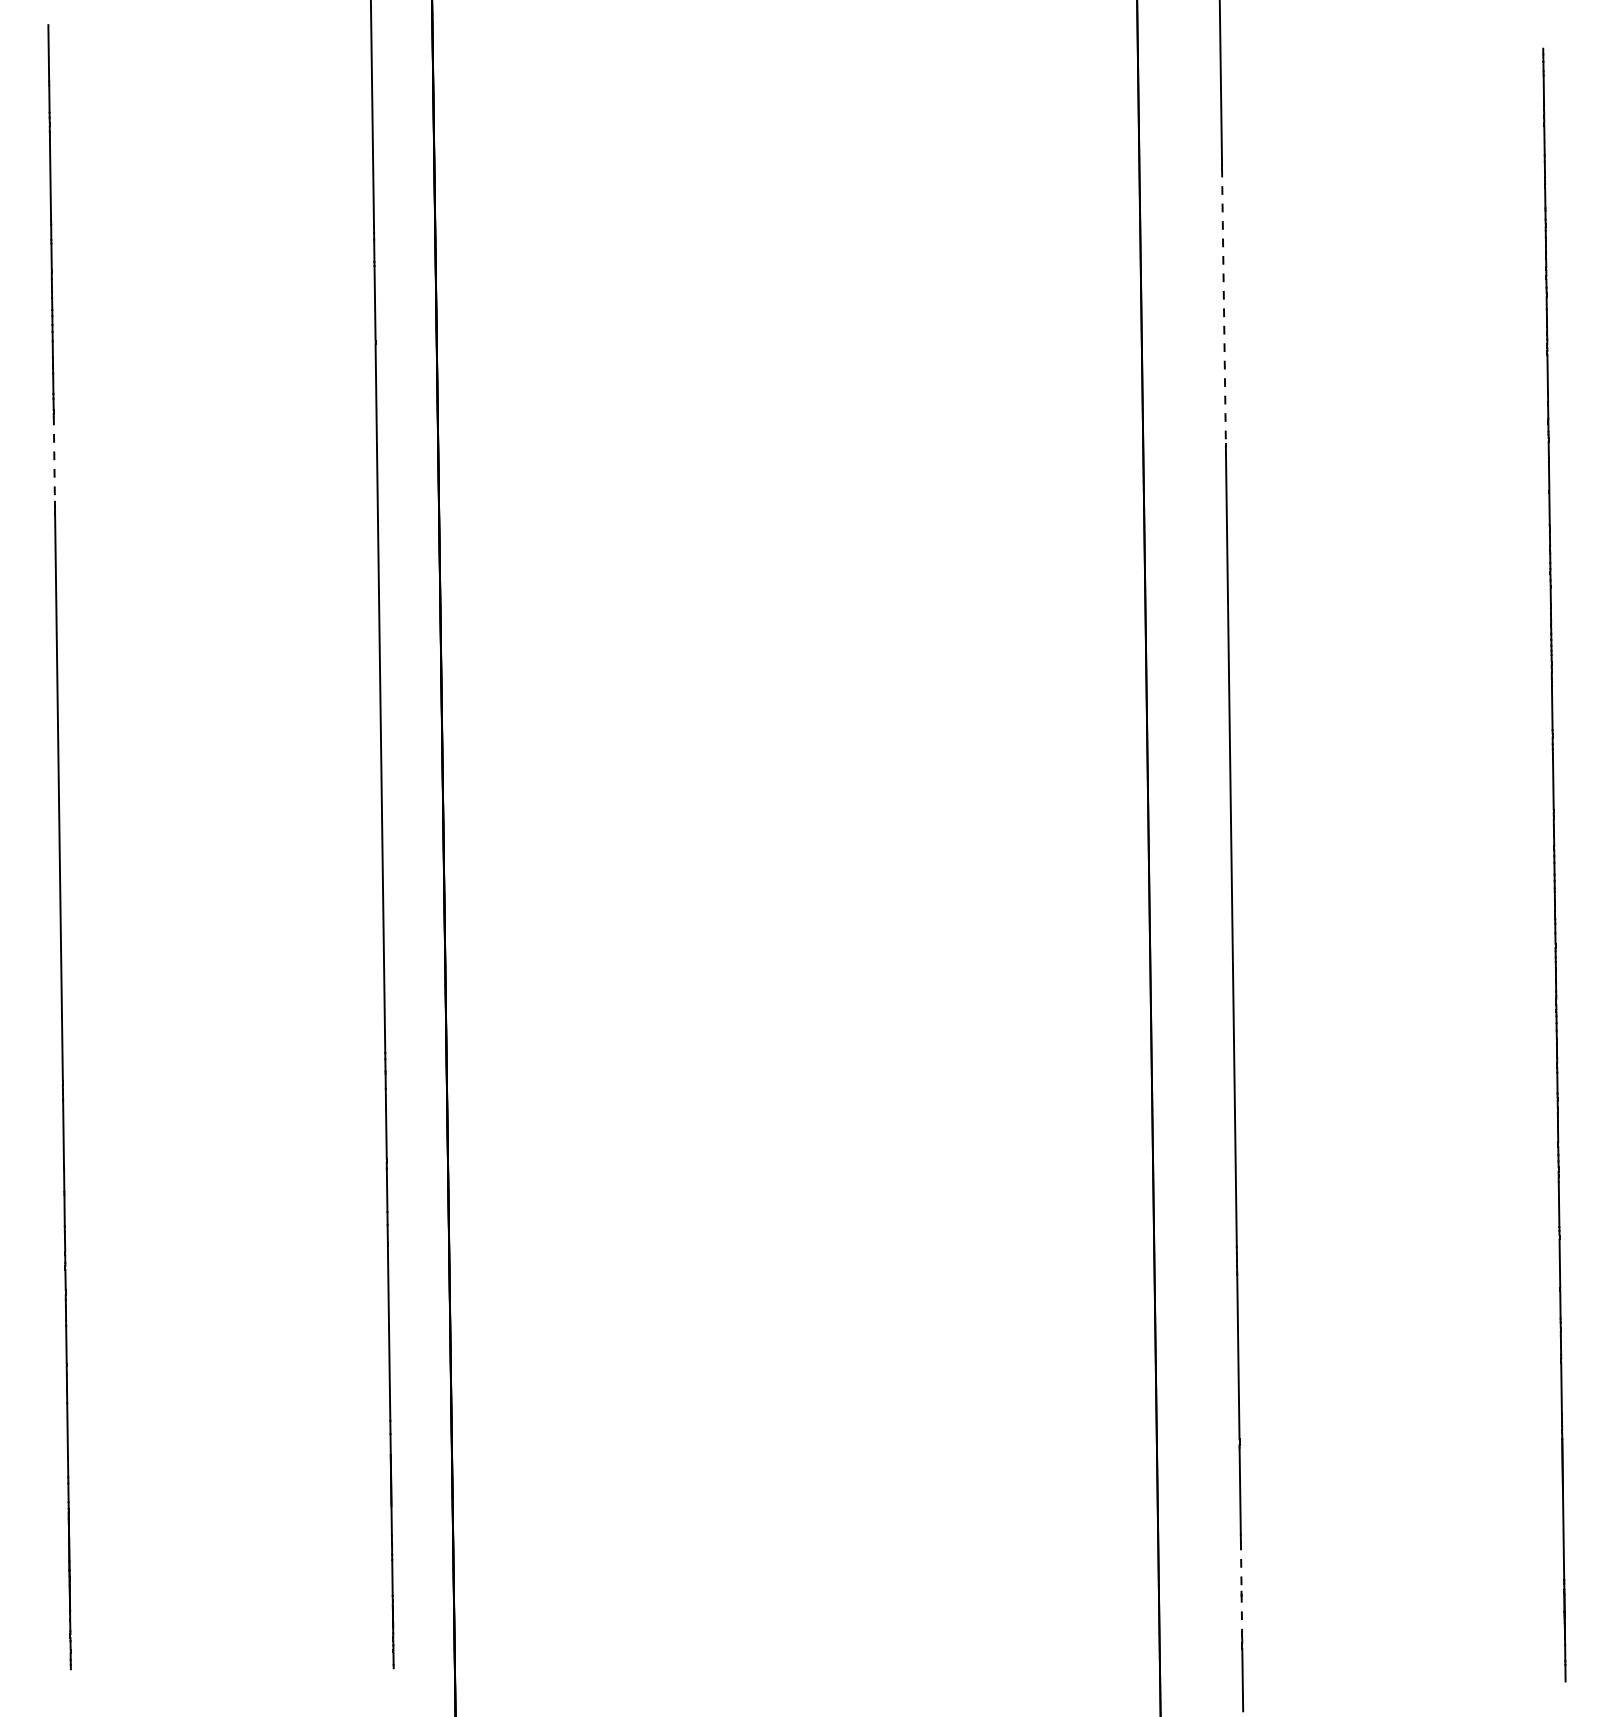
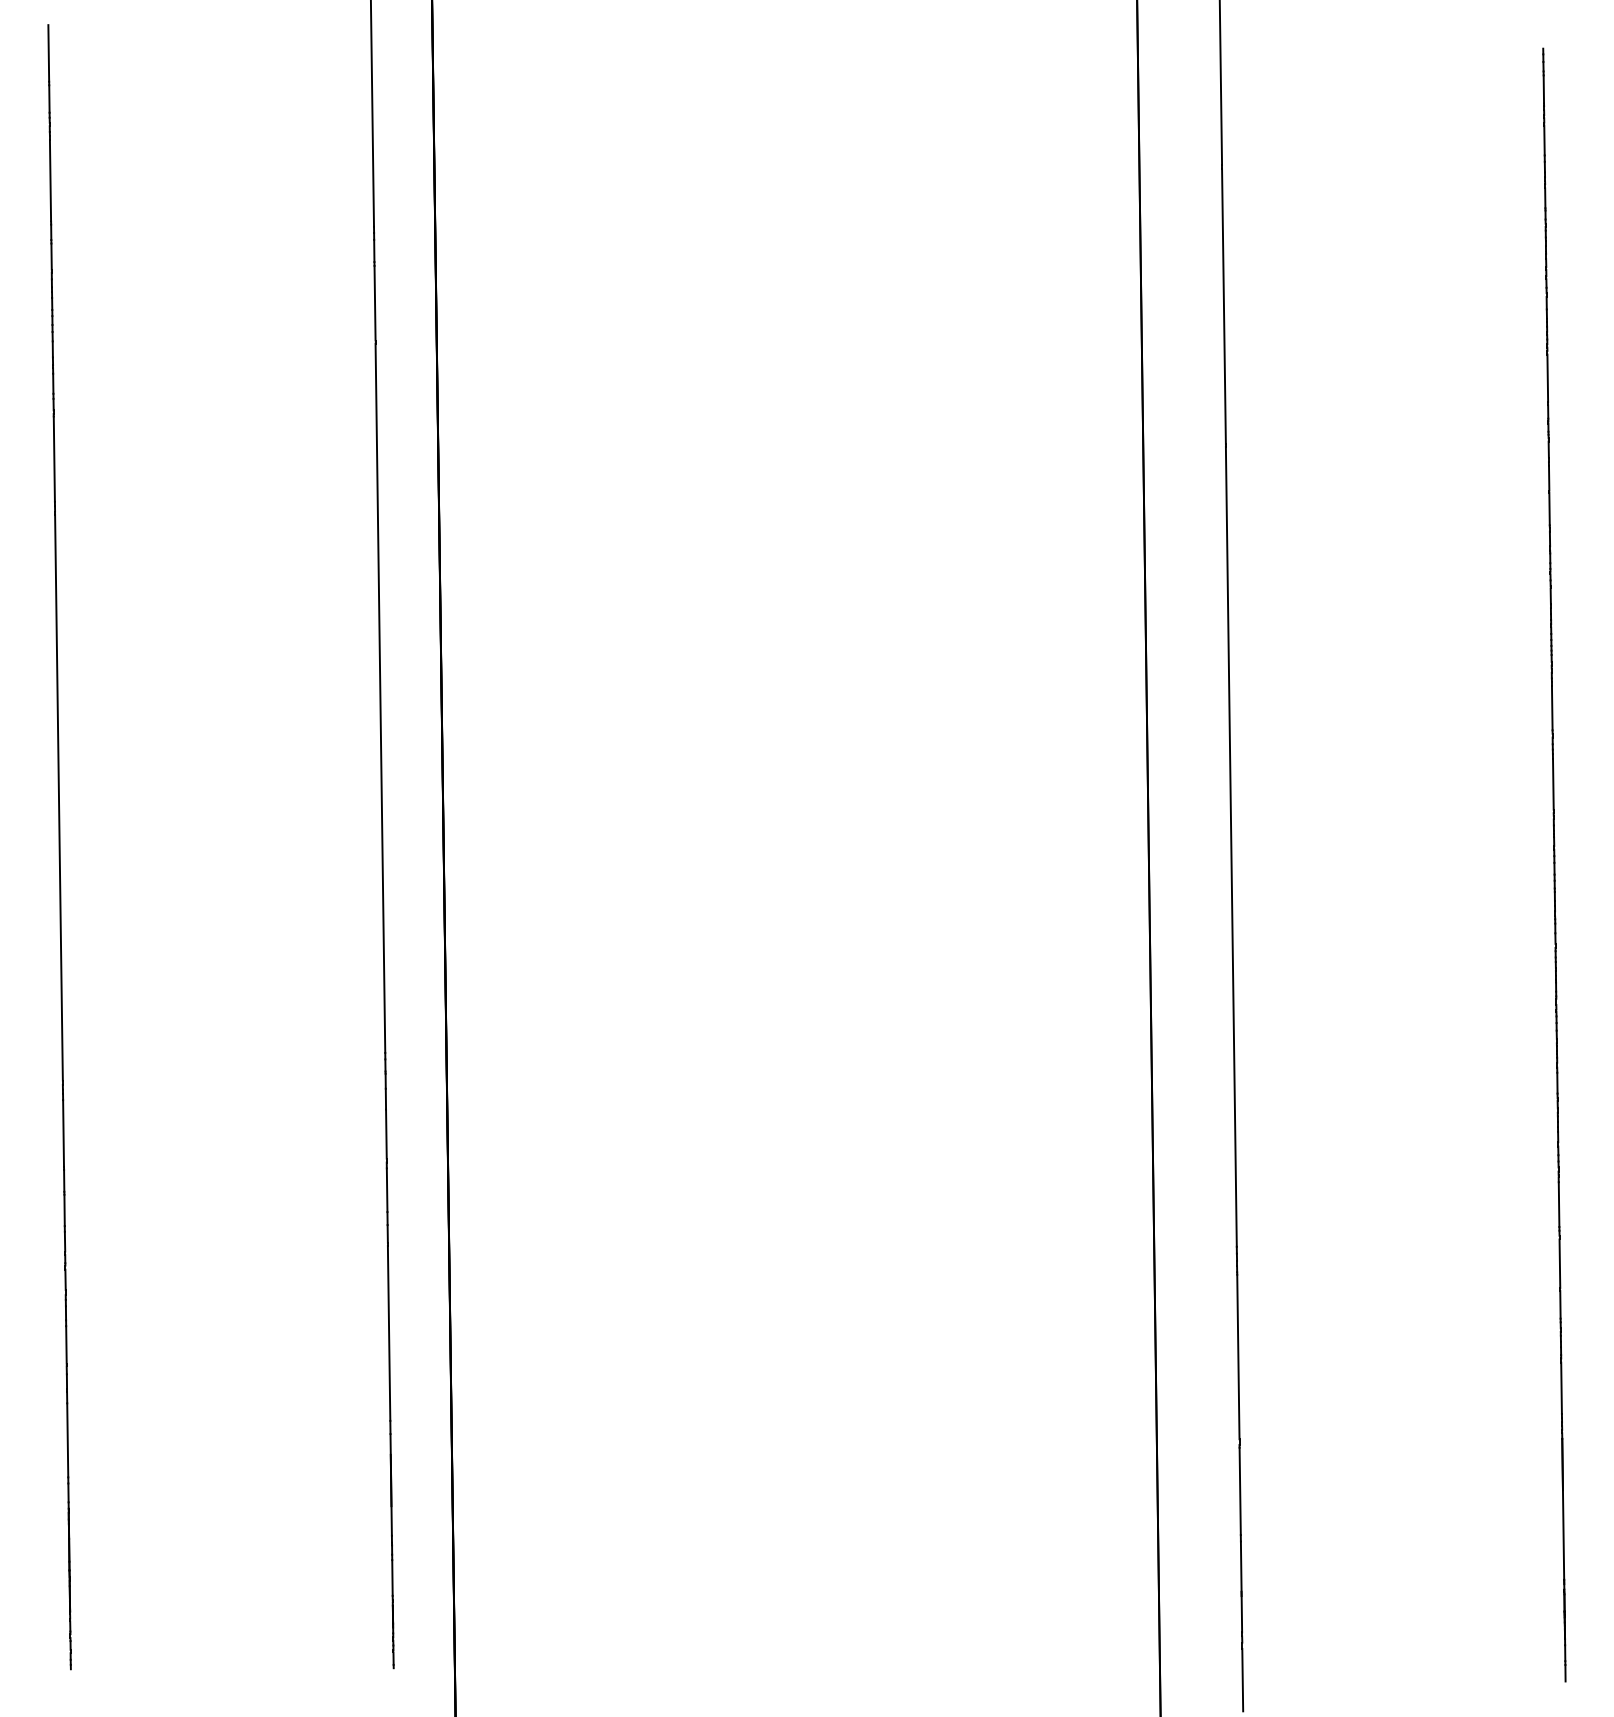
line: dashed -> solid (1223, 306)
line: dashed -> solid (54, 459)
line: dashed -> solid (1241, 1587)
